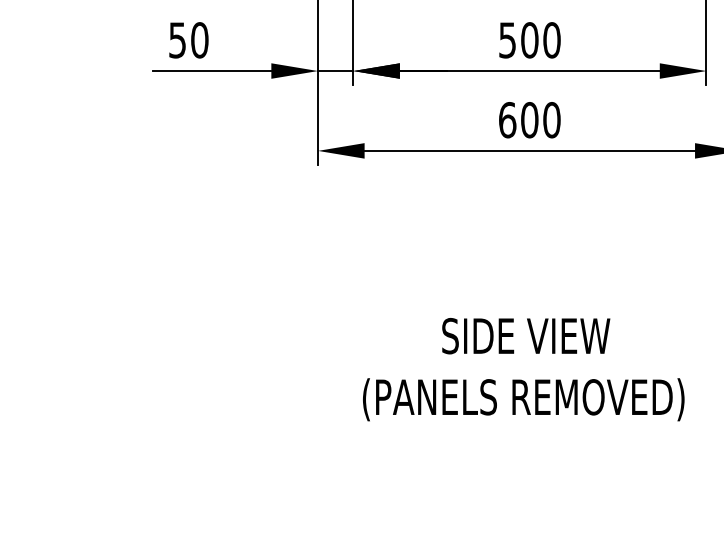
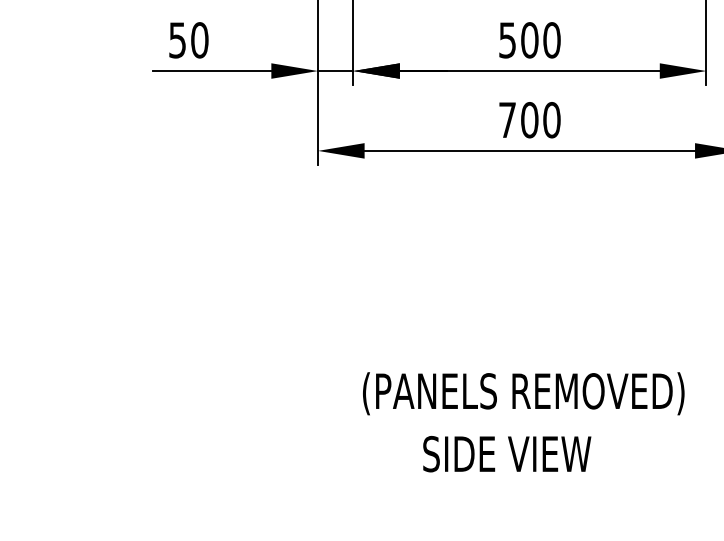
text: 600 -> 700 (507, 120)
text position: (526, 336) -> (507, 454) (507, 454)
text position: (523, 399) -> (523, 393) (523, 393)
